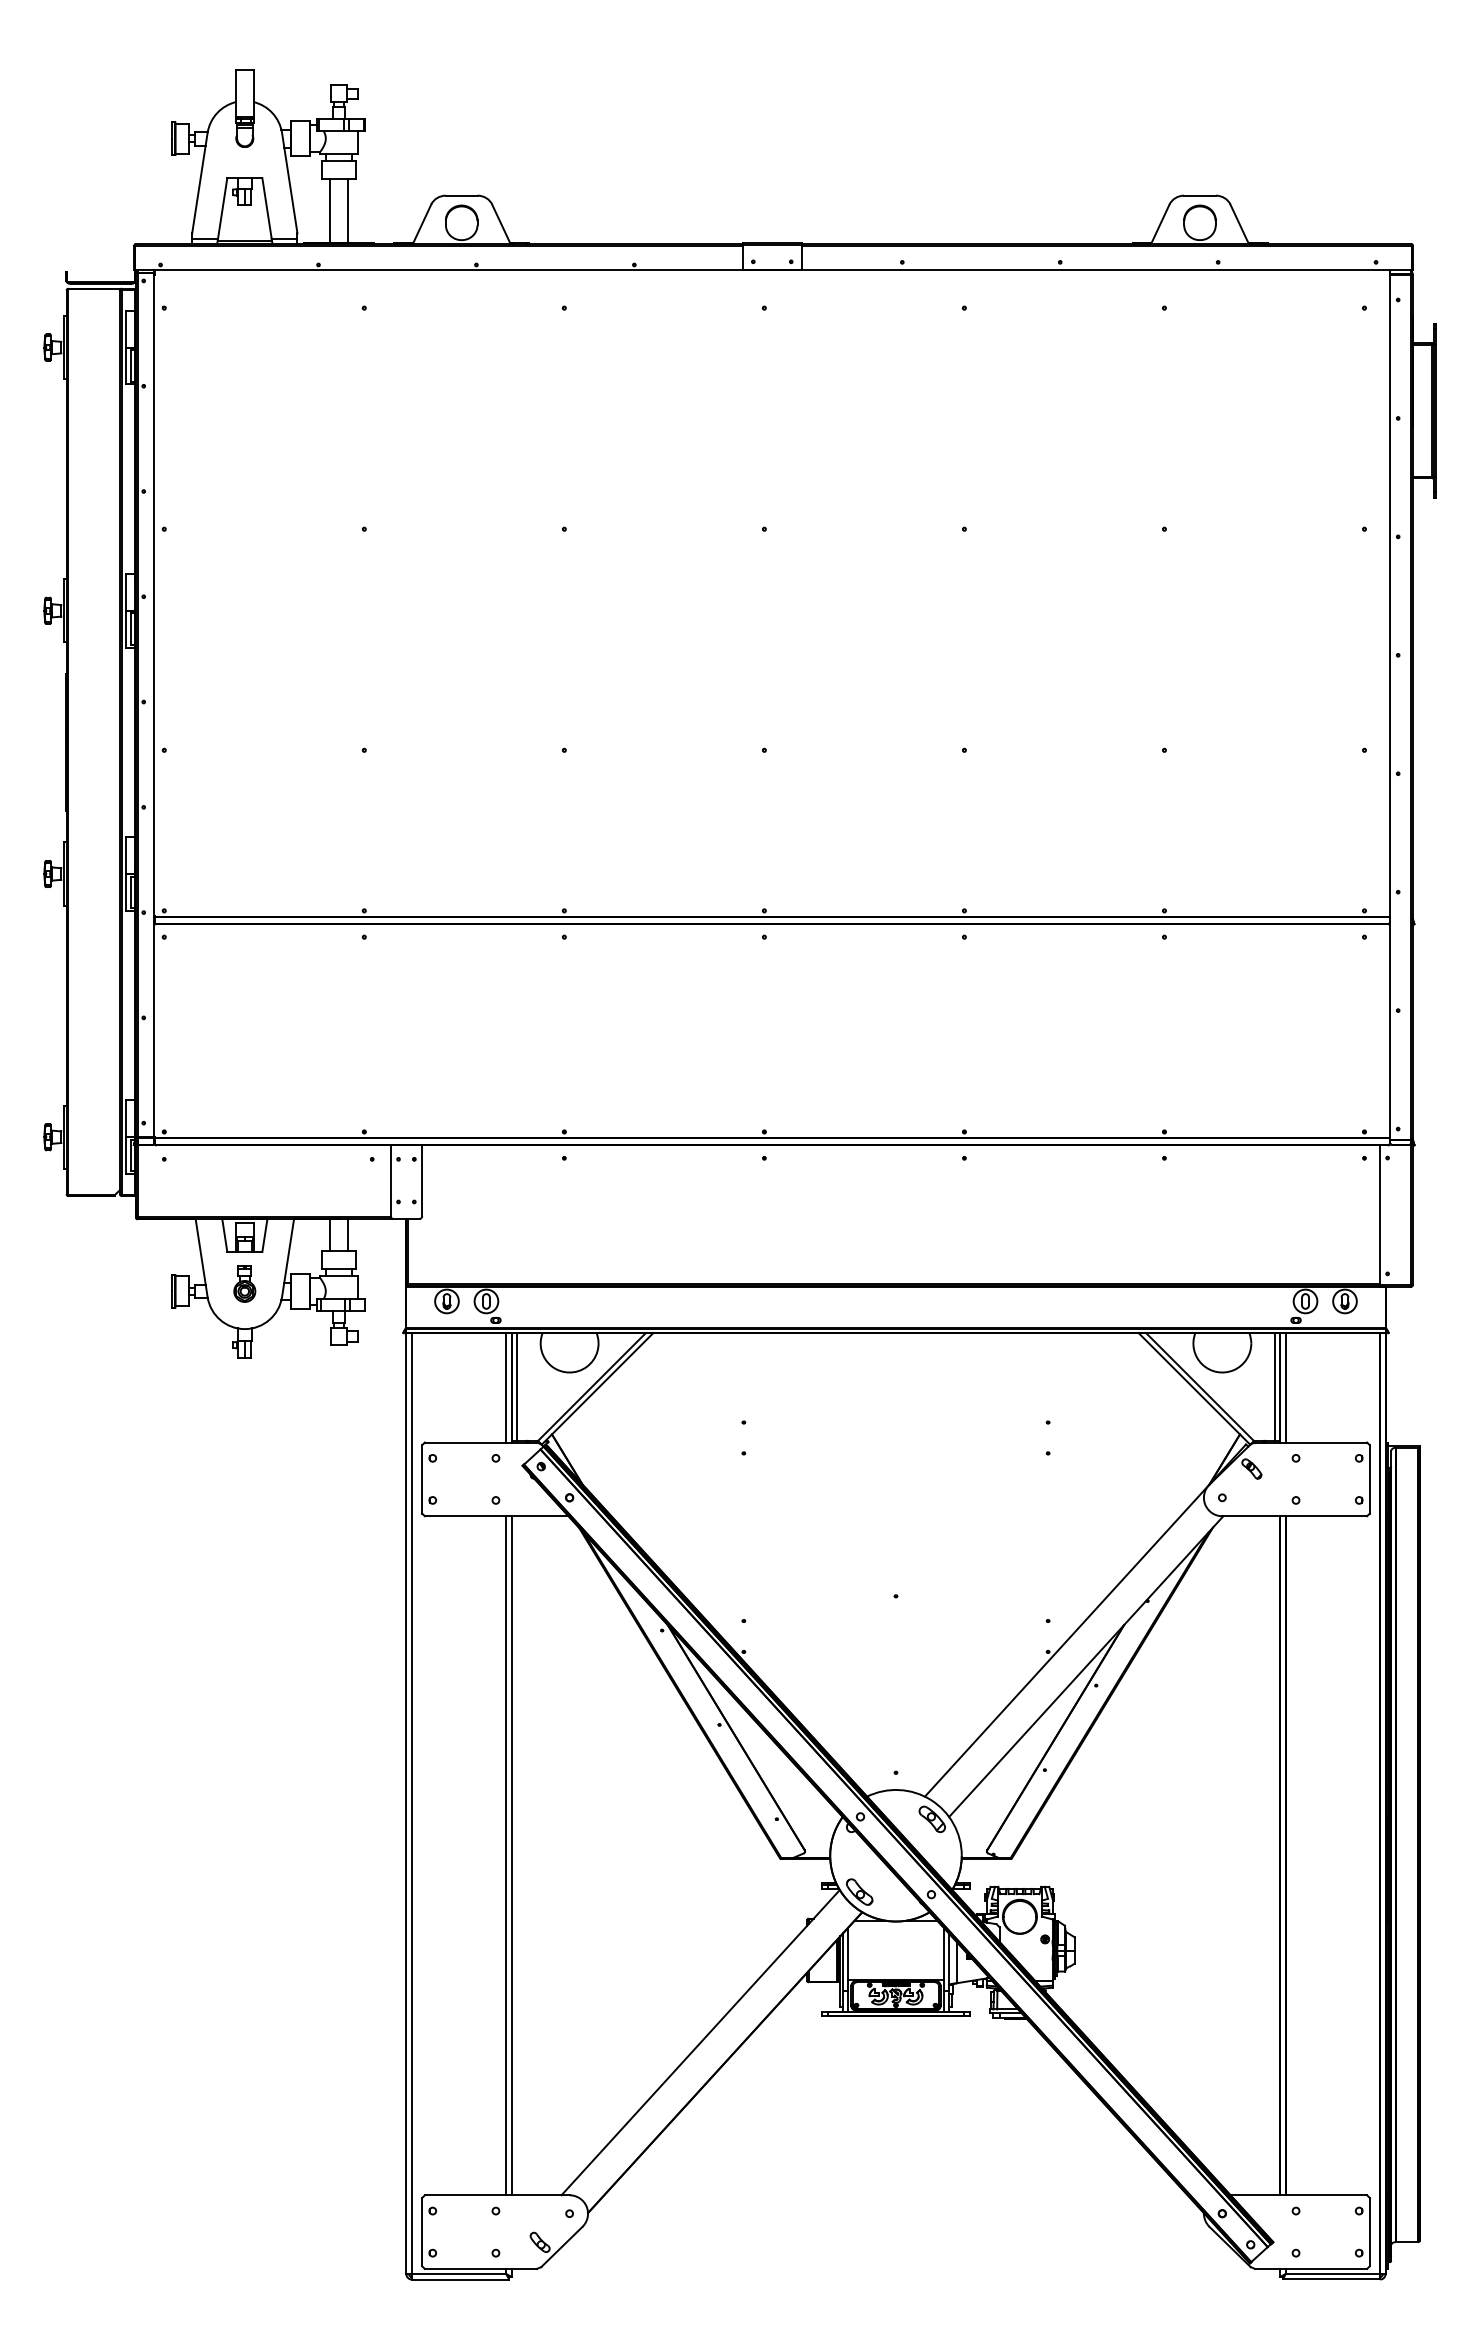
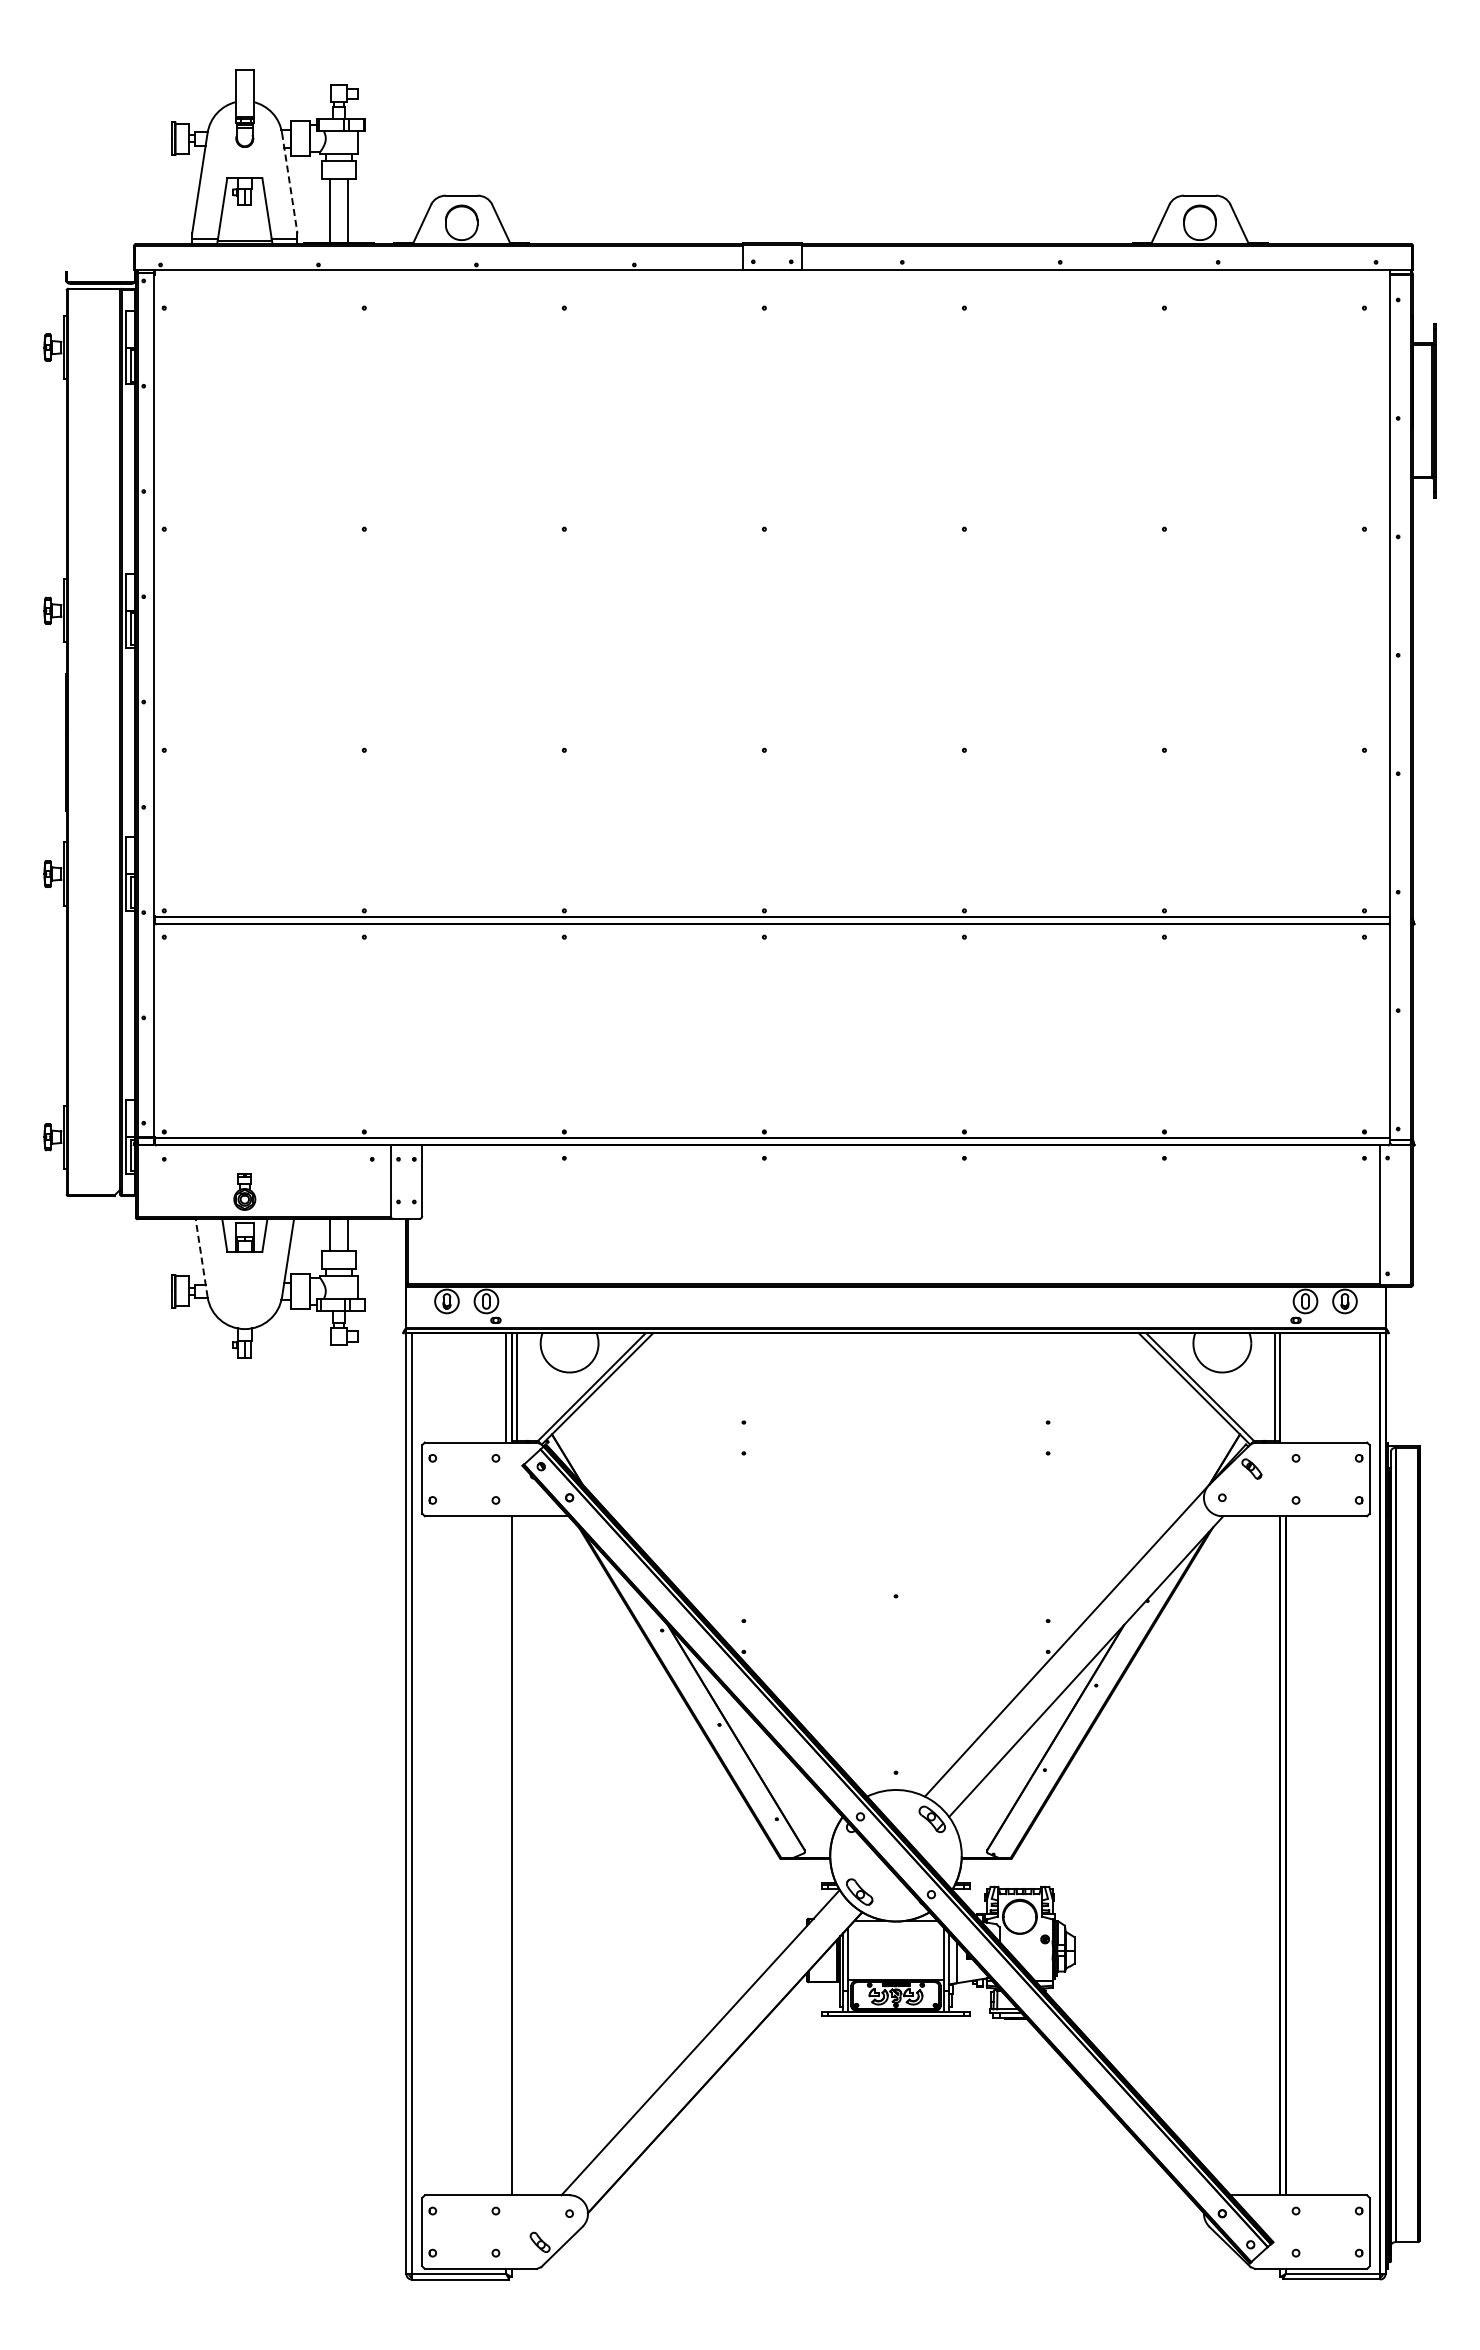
line: solid -> dashed (289, 183)
line: solid -> dashed (201, 1257)
part position: (244, 1283) -> (244, 1191) (244, 1191)
line: present -> none (1285, 1387)
line: present -> none (506, 1855)
